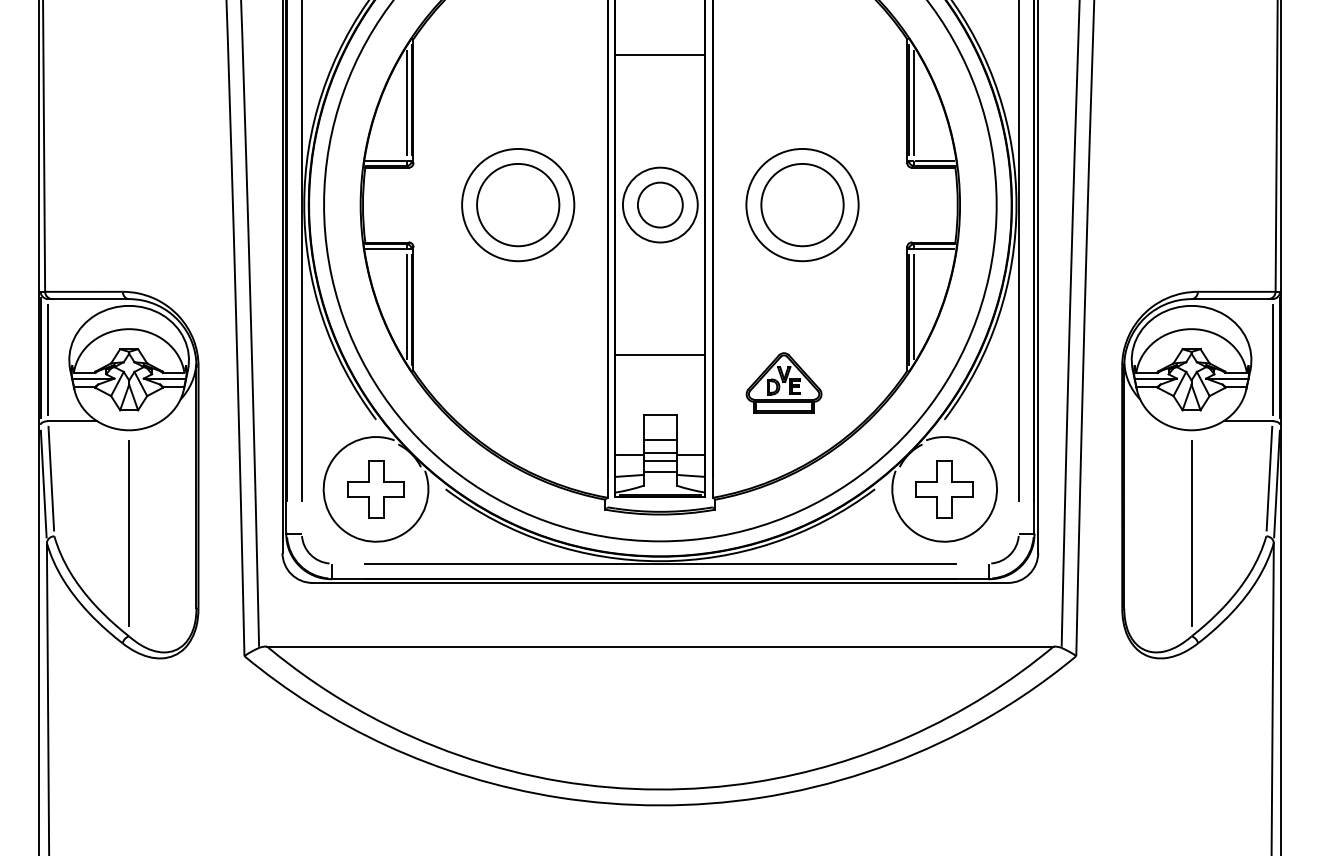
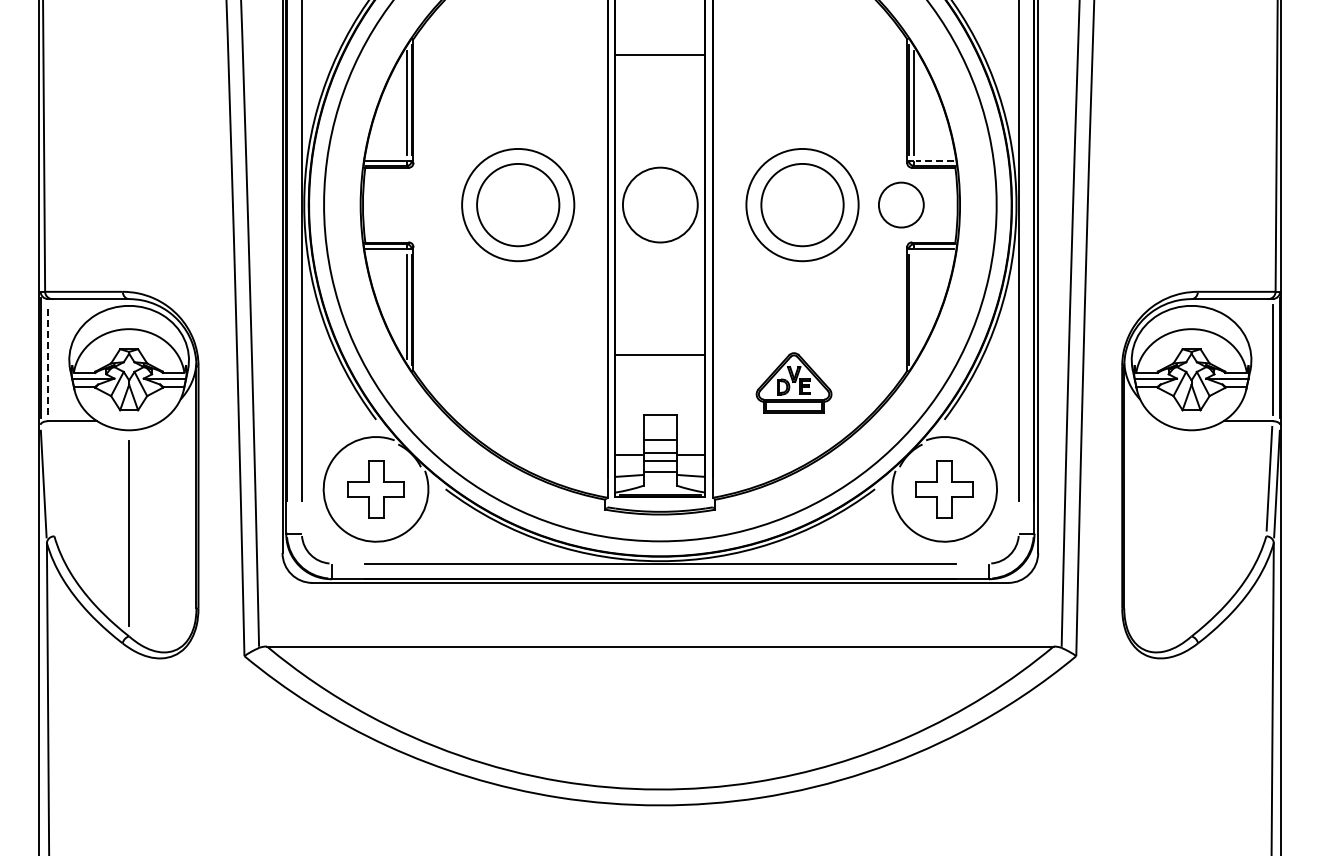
line: solid -> dashed (934, 161)
circle position: (660, 204) -> (901, 204) (901, 204)
line: present -> none (913, 306)
line: solid -> dashed (48, 360)
part position: (783, 382) -> (793, 382) (793, 382)
line: present -> none (51, 478)
line: present -> none (1191, 533)
